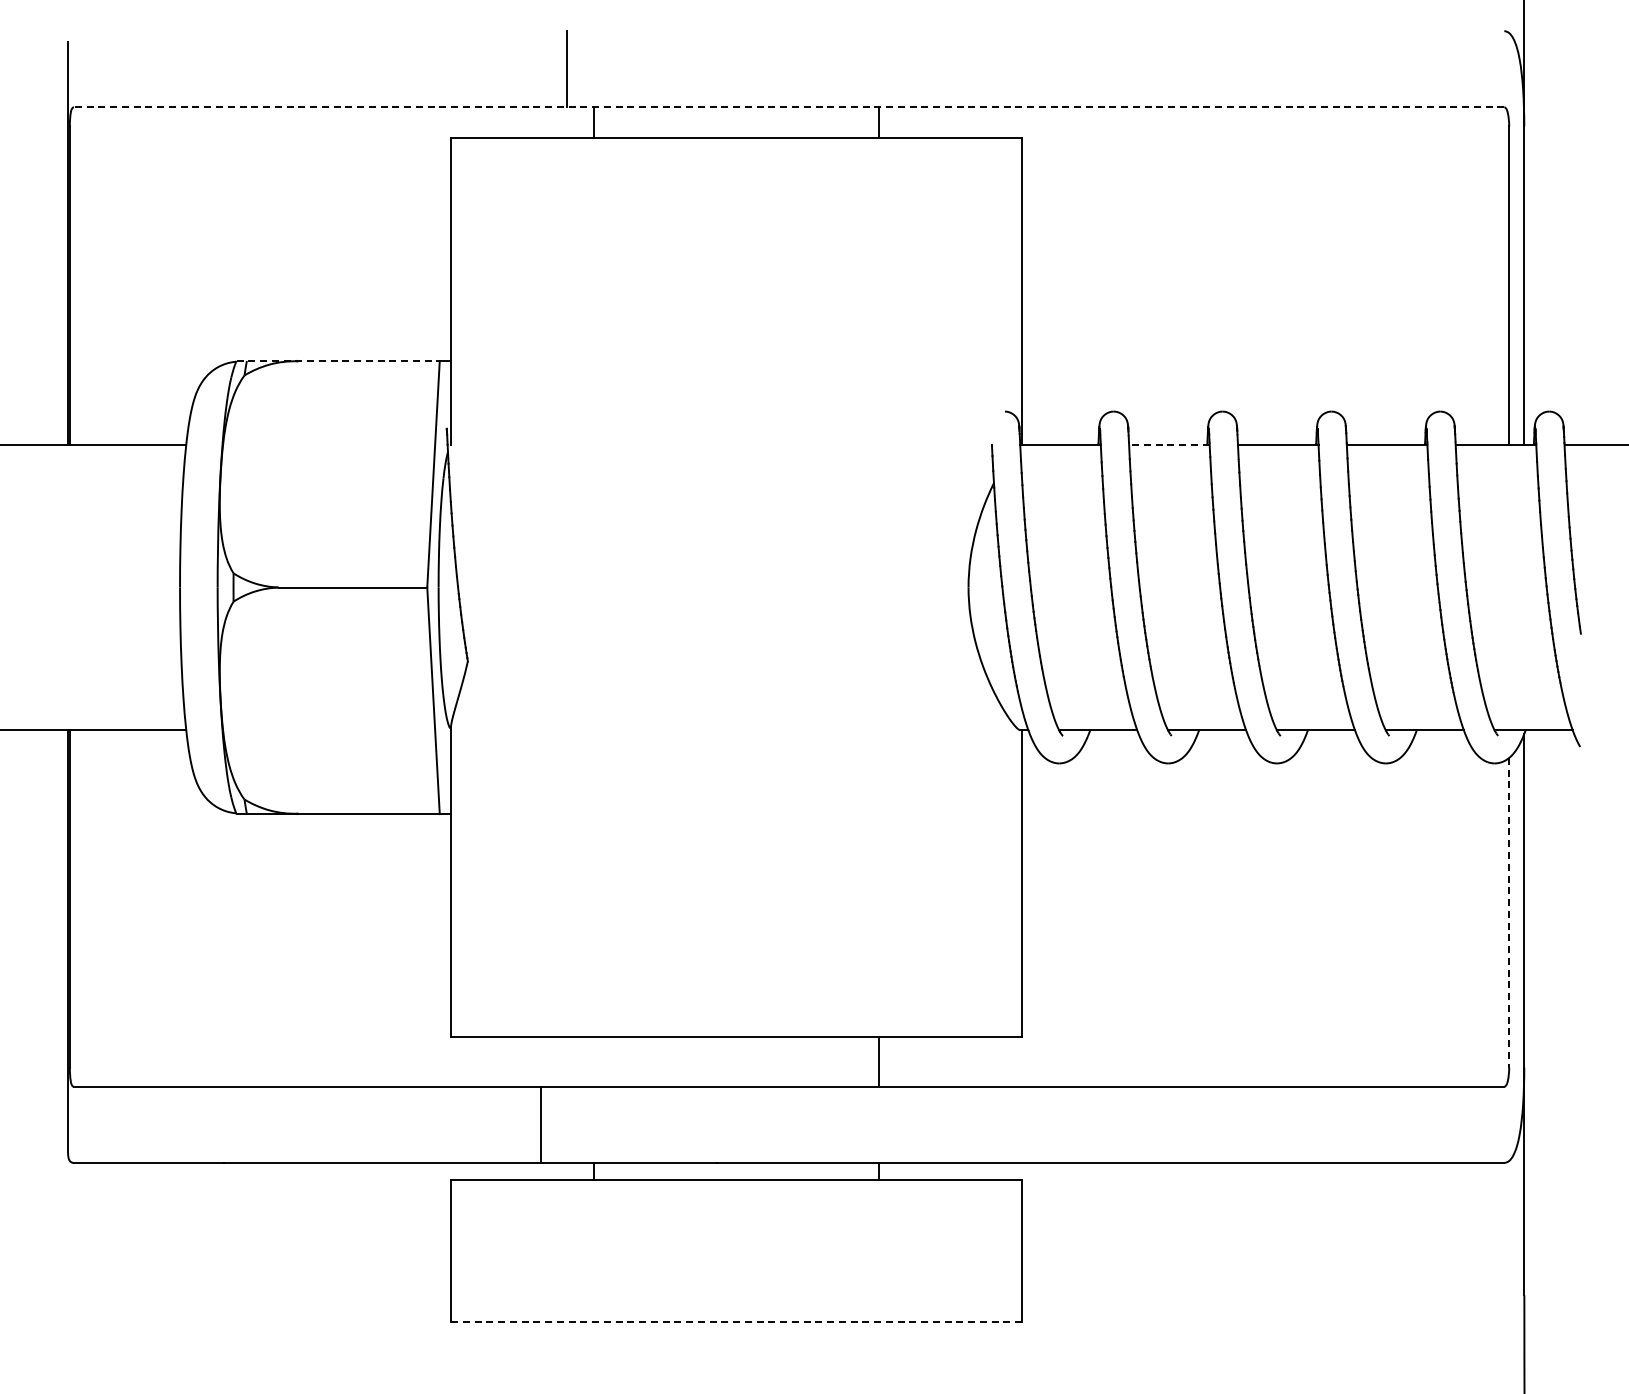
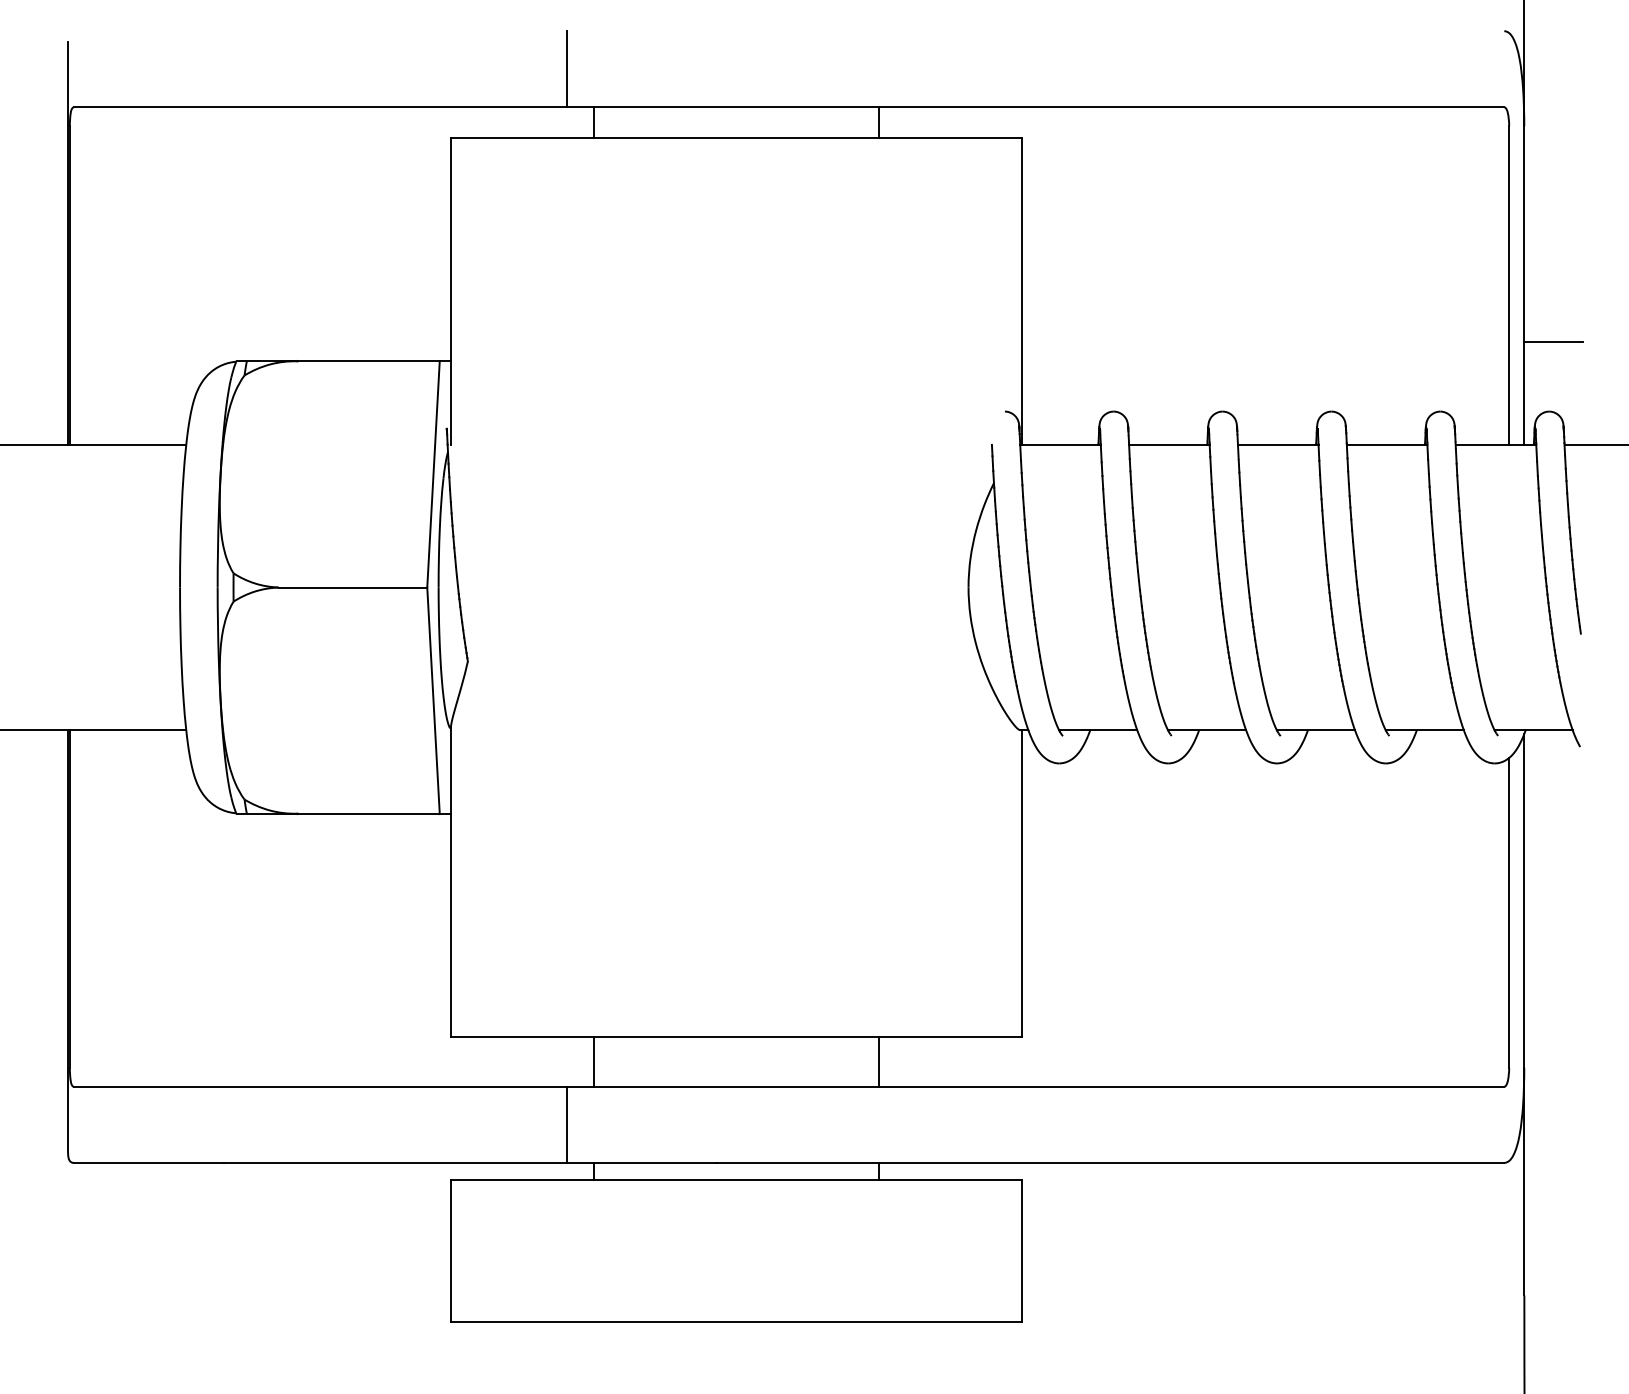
line: dashed -> solid (788, 107)
line: none -> present (1553, 342)
line: dashed -> solid (338, 360)
line: dashed -> solid (1168, 444)
line: dashed -> solid (1509, 912)
line: none -> present (593, 1061)
line position: (541, 1124) -> (567, 1124) (567, 1124)
line: dashed -> solid (736, 1322)
